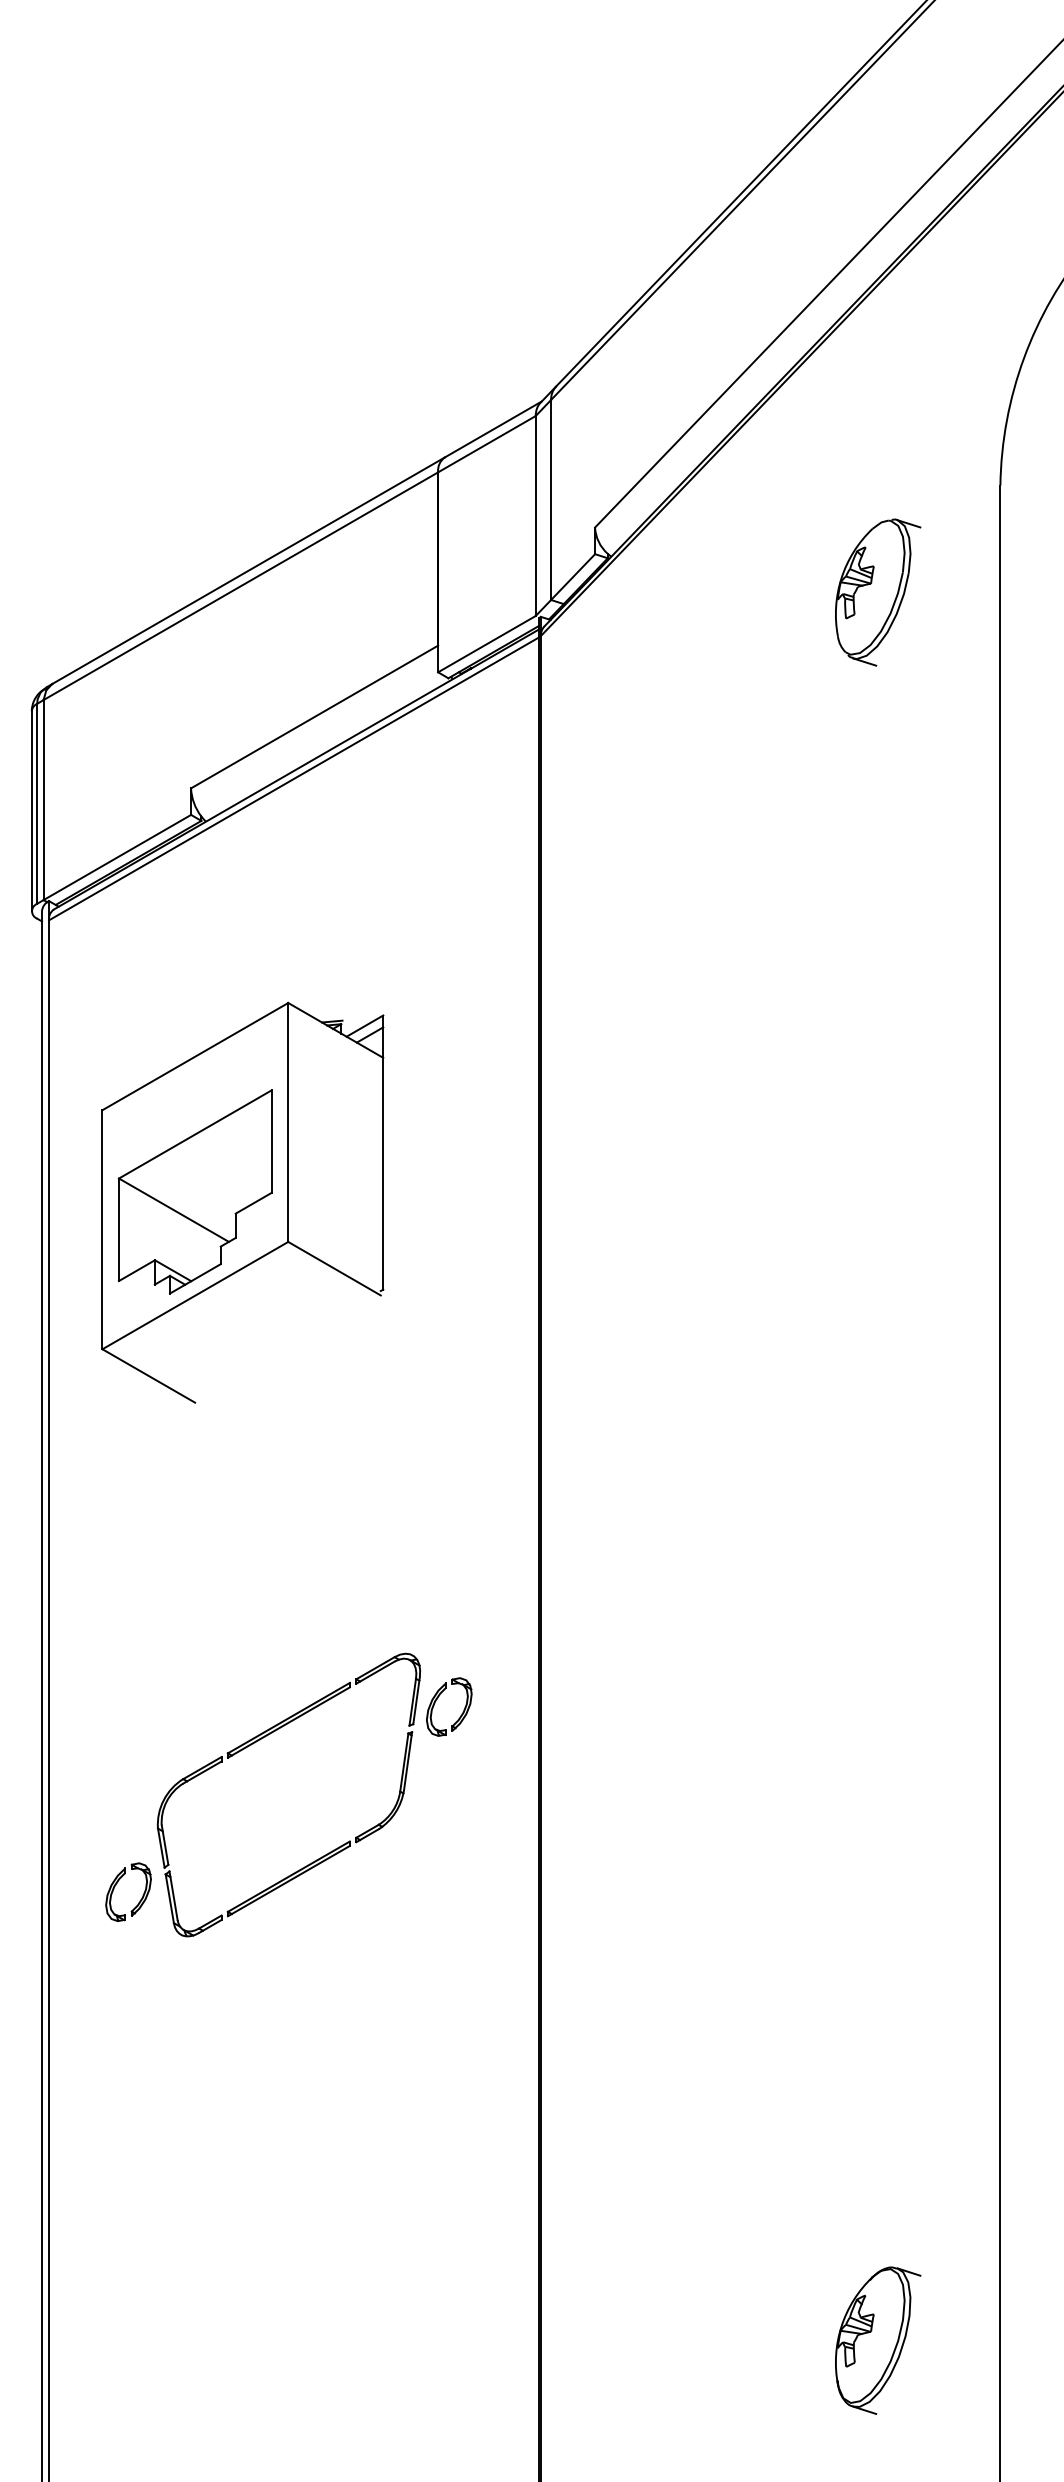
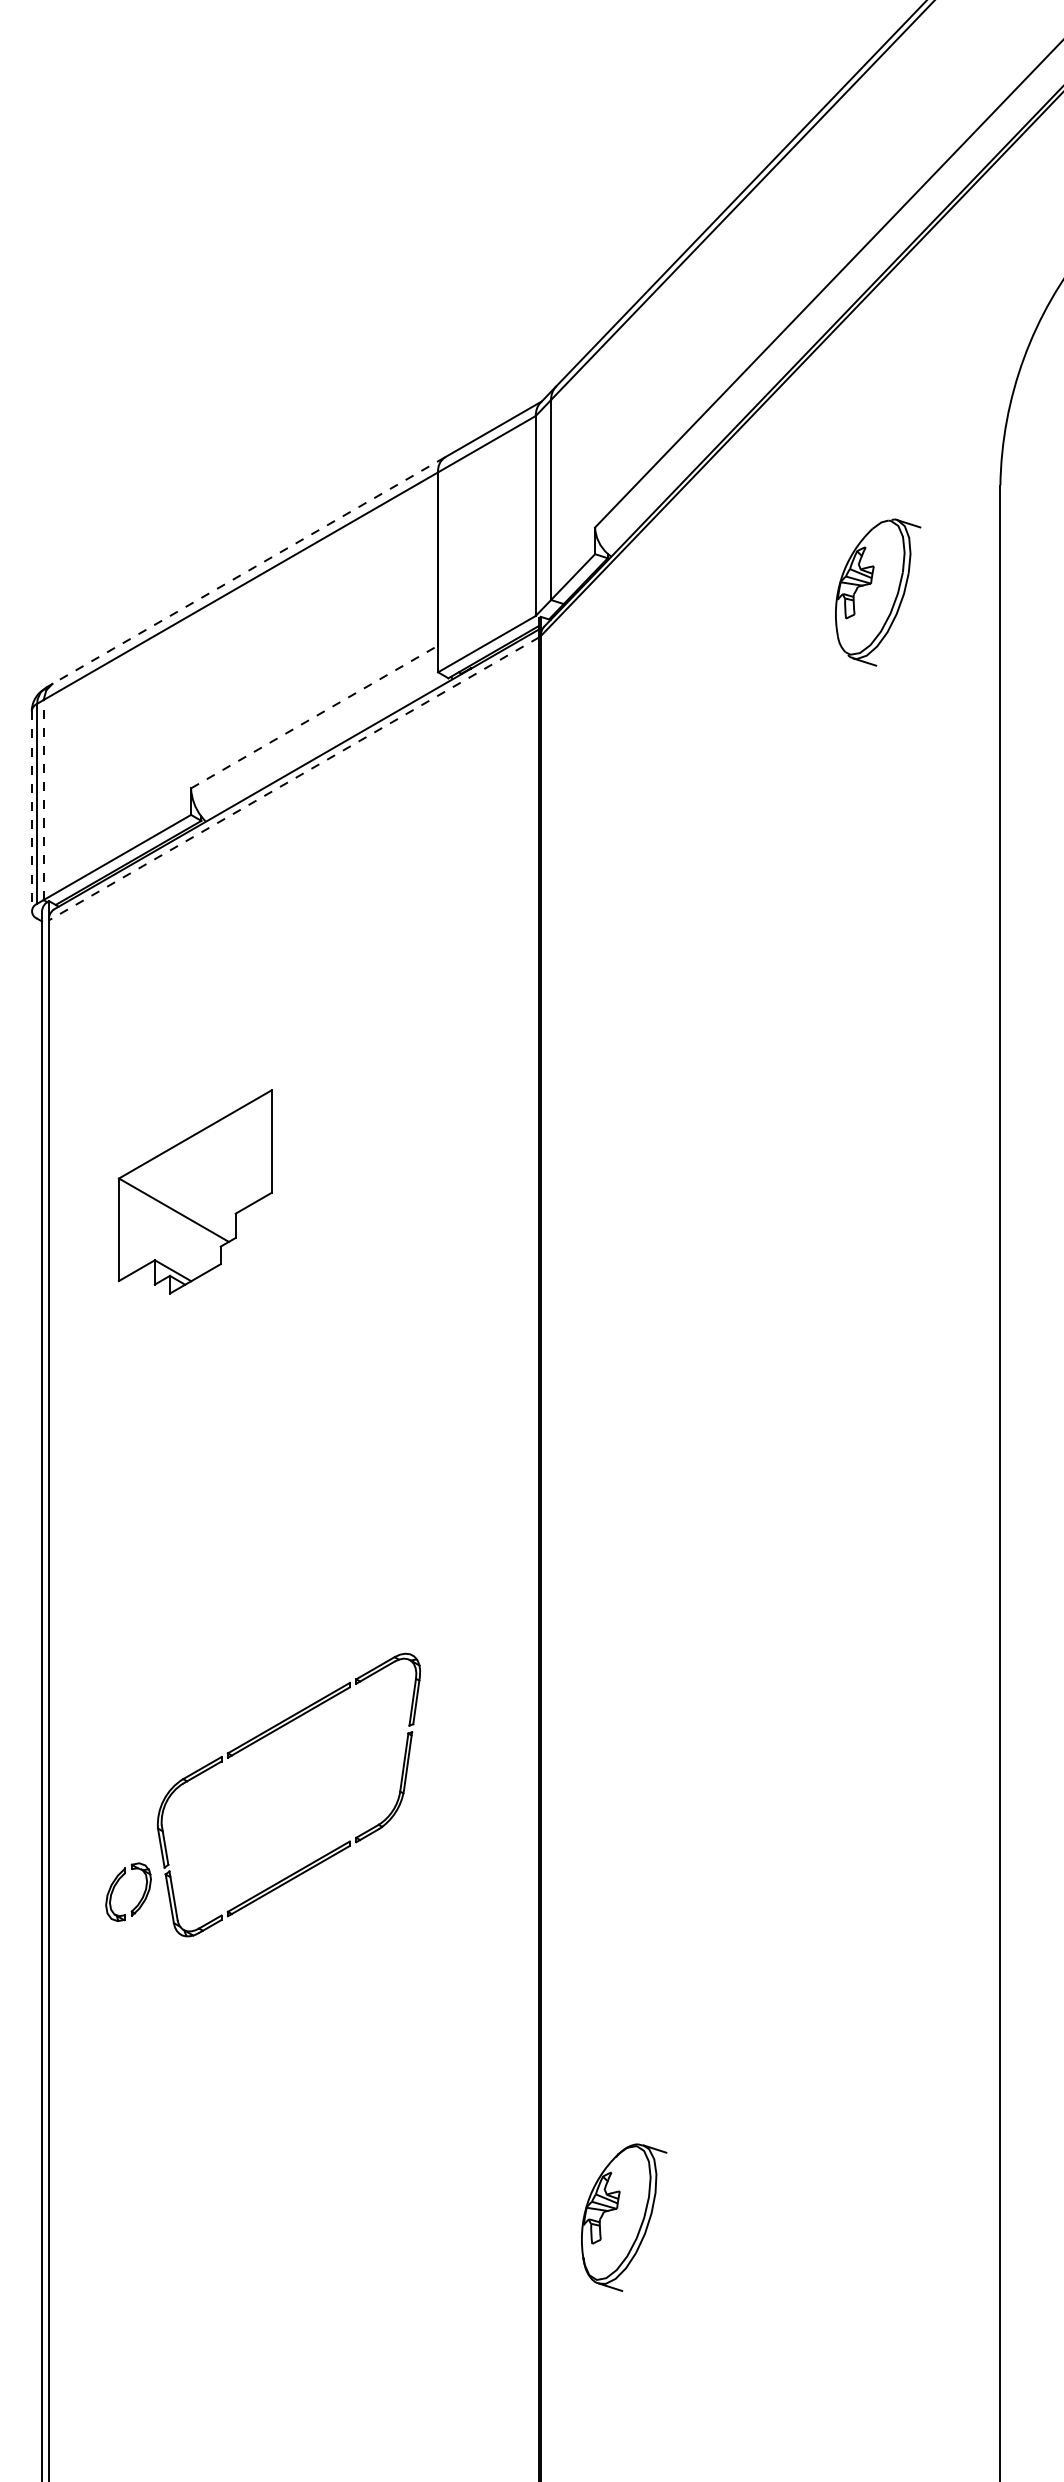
line: solid -> dashed (248, 570)
line: solid -> dashed (314, 716)
line: solid -> dashed (293, 779)
line: solid -> dashed (43, 799)
line: solid -> dashed (31, 811)
part: present -> none (242, 1202)
part: present -> none (438, 1698)
part position: (878, 2340) -> (624, 2217) (624, 2217)
